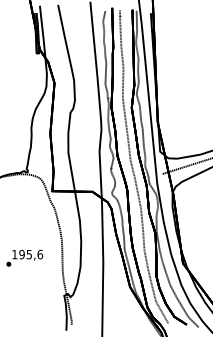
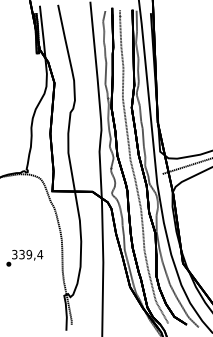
text: 195,6 -> 339,4 (27, 254)
